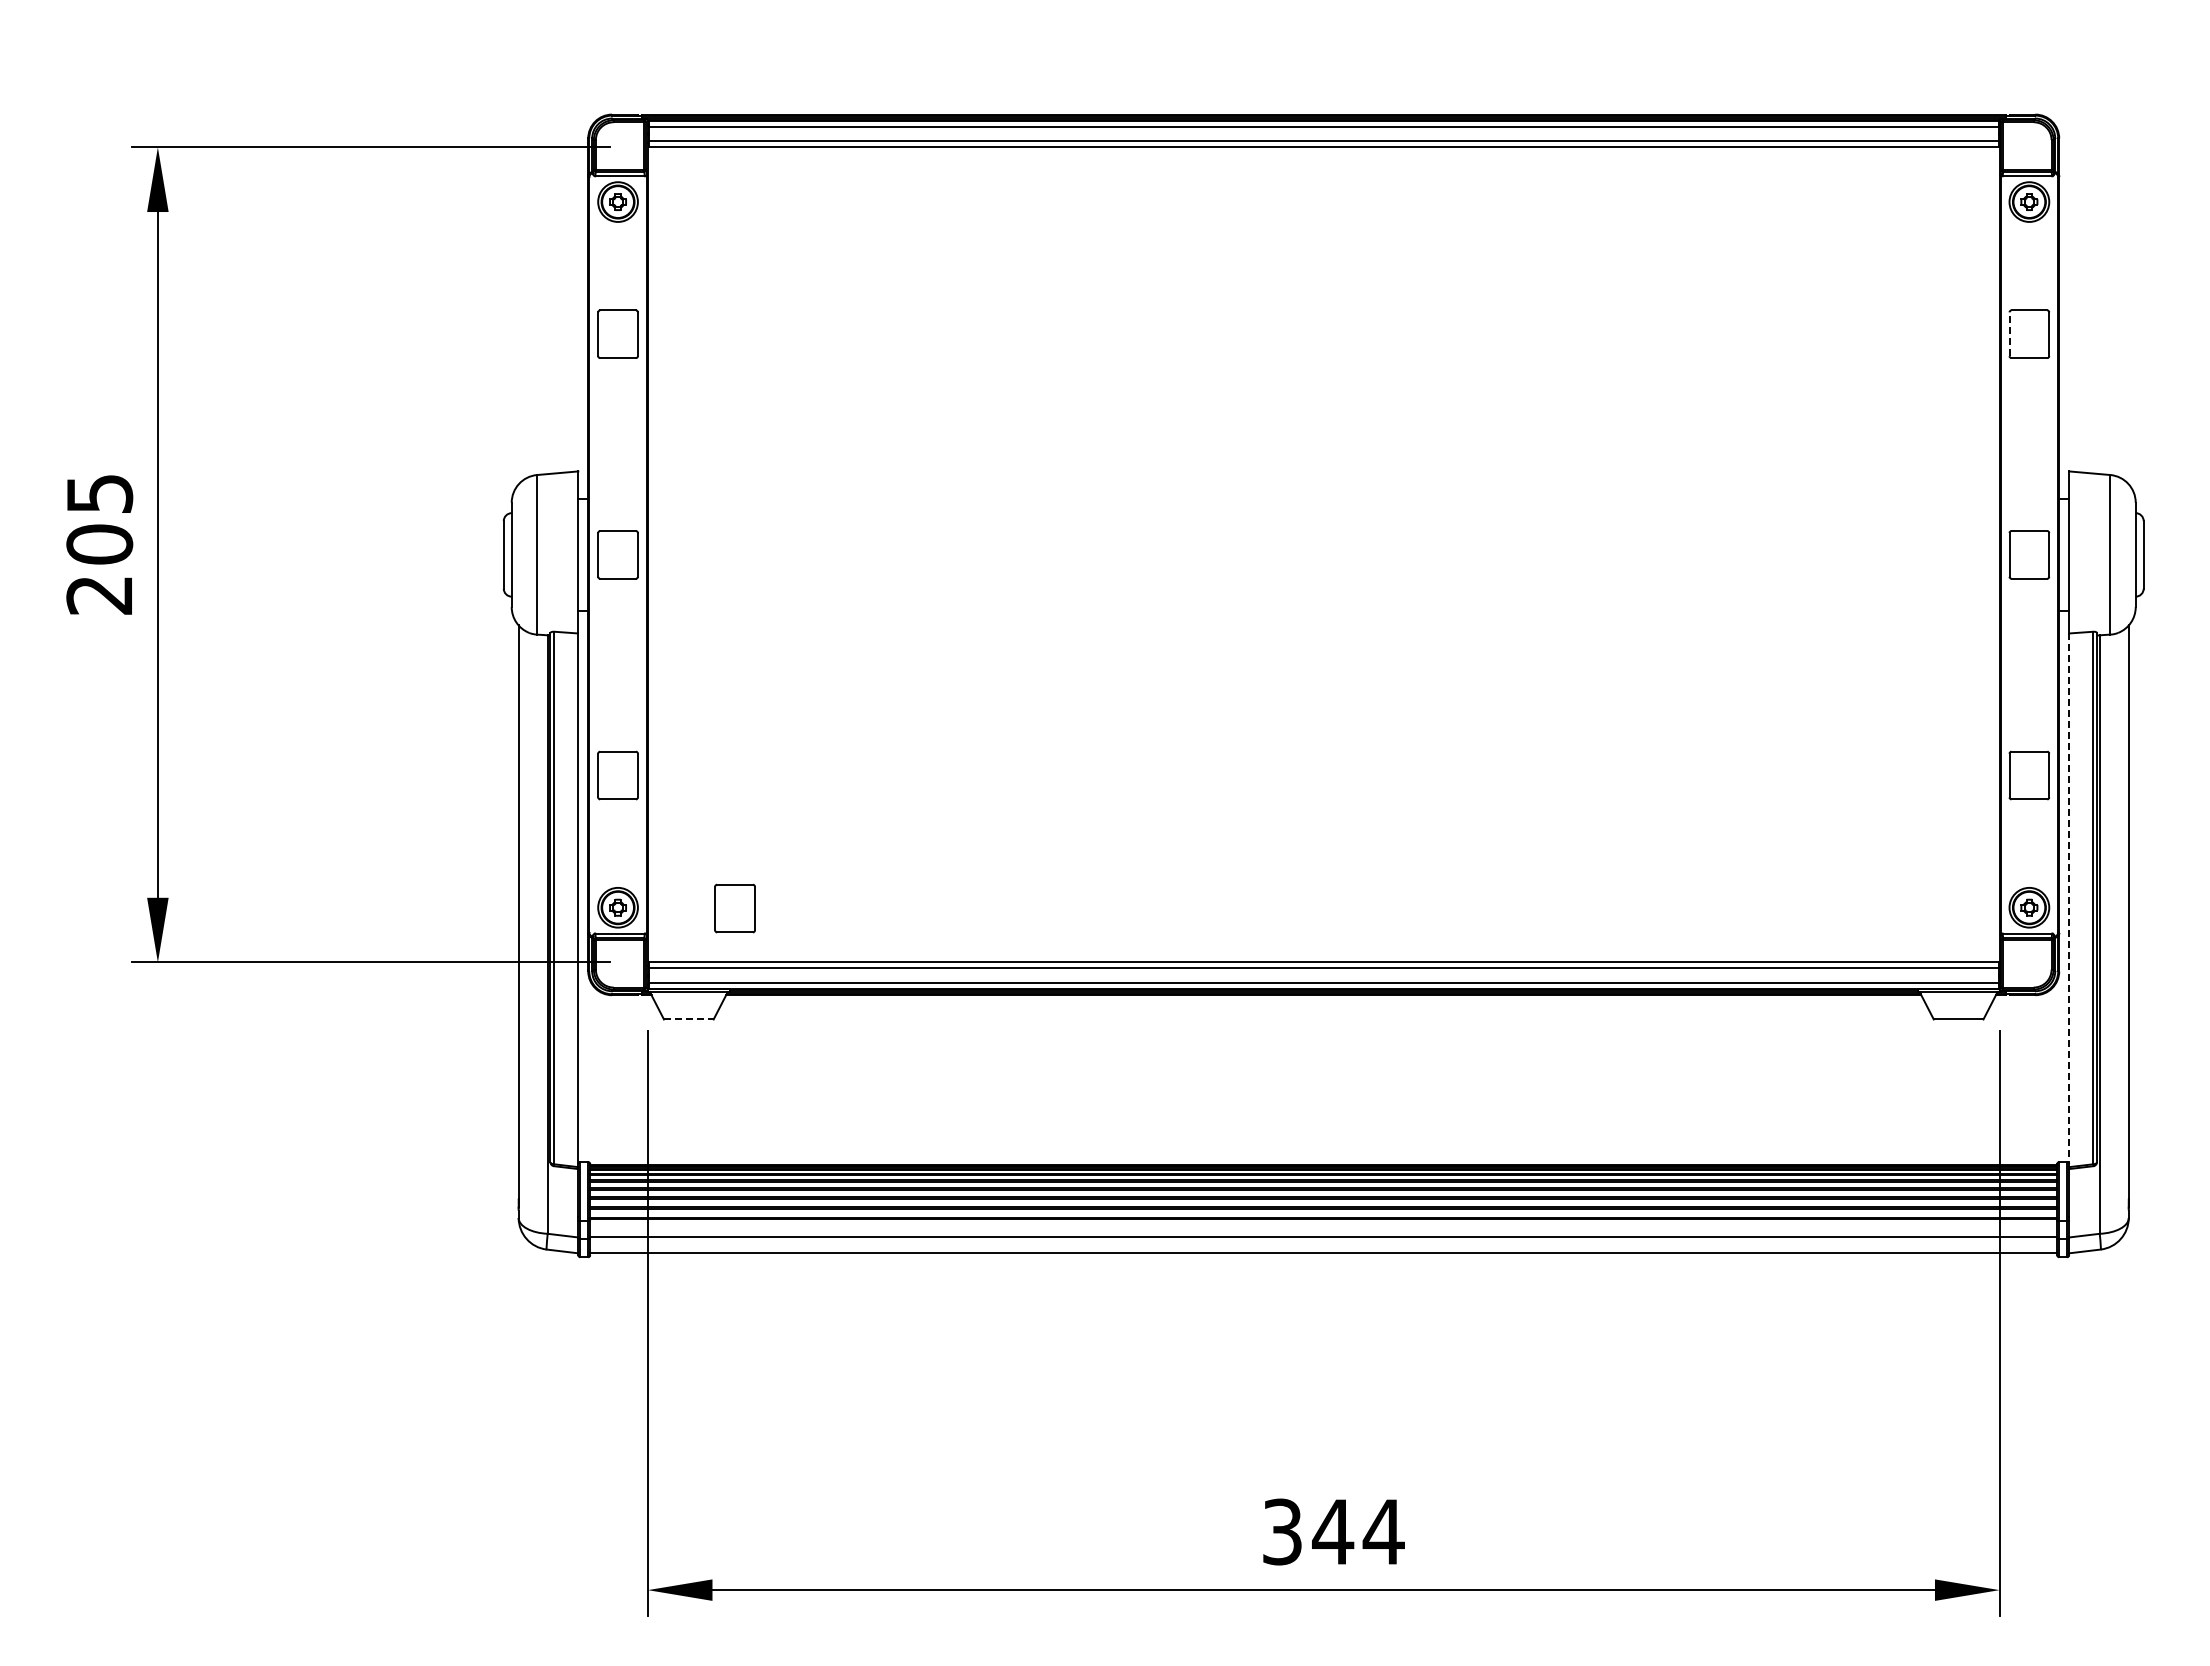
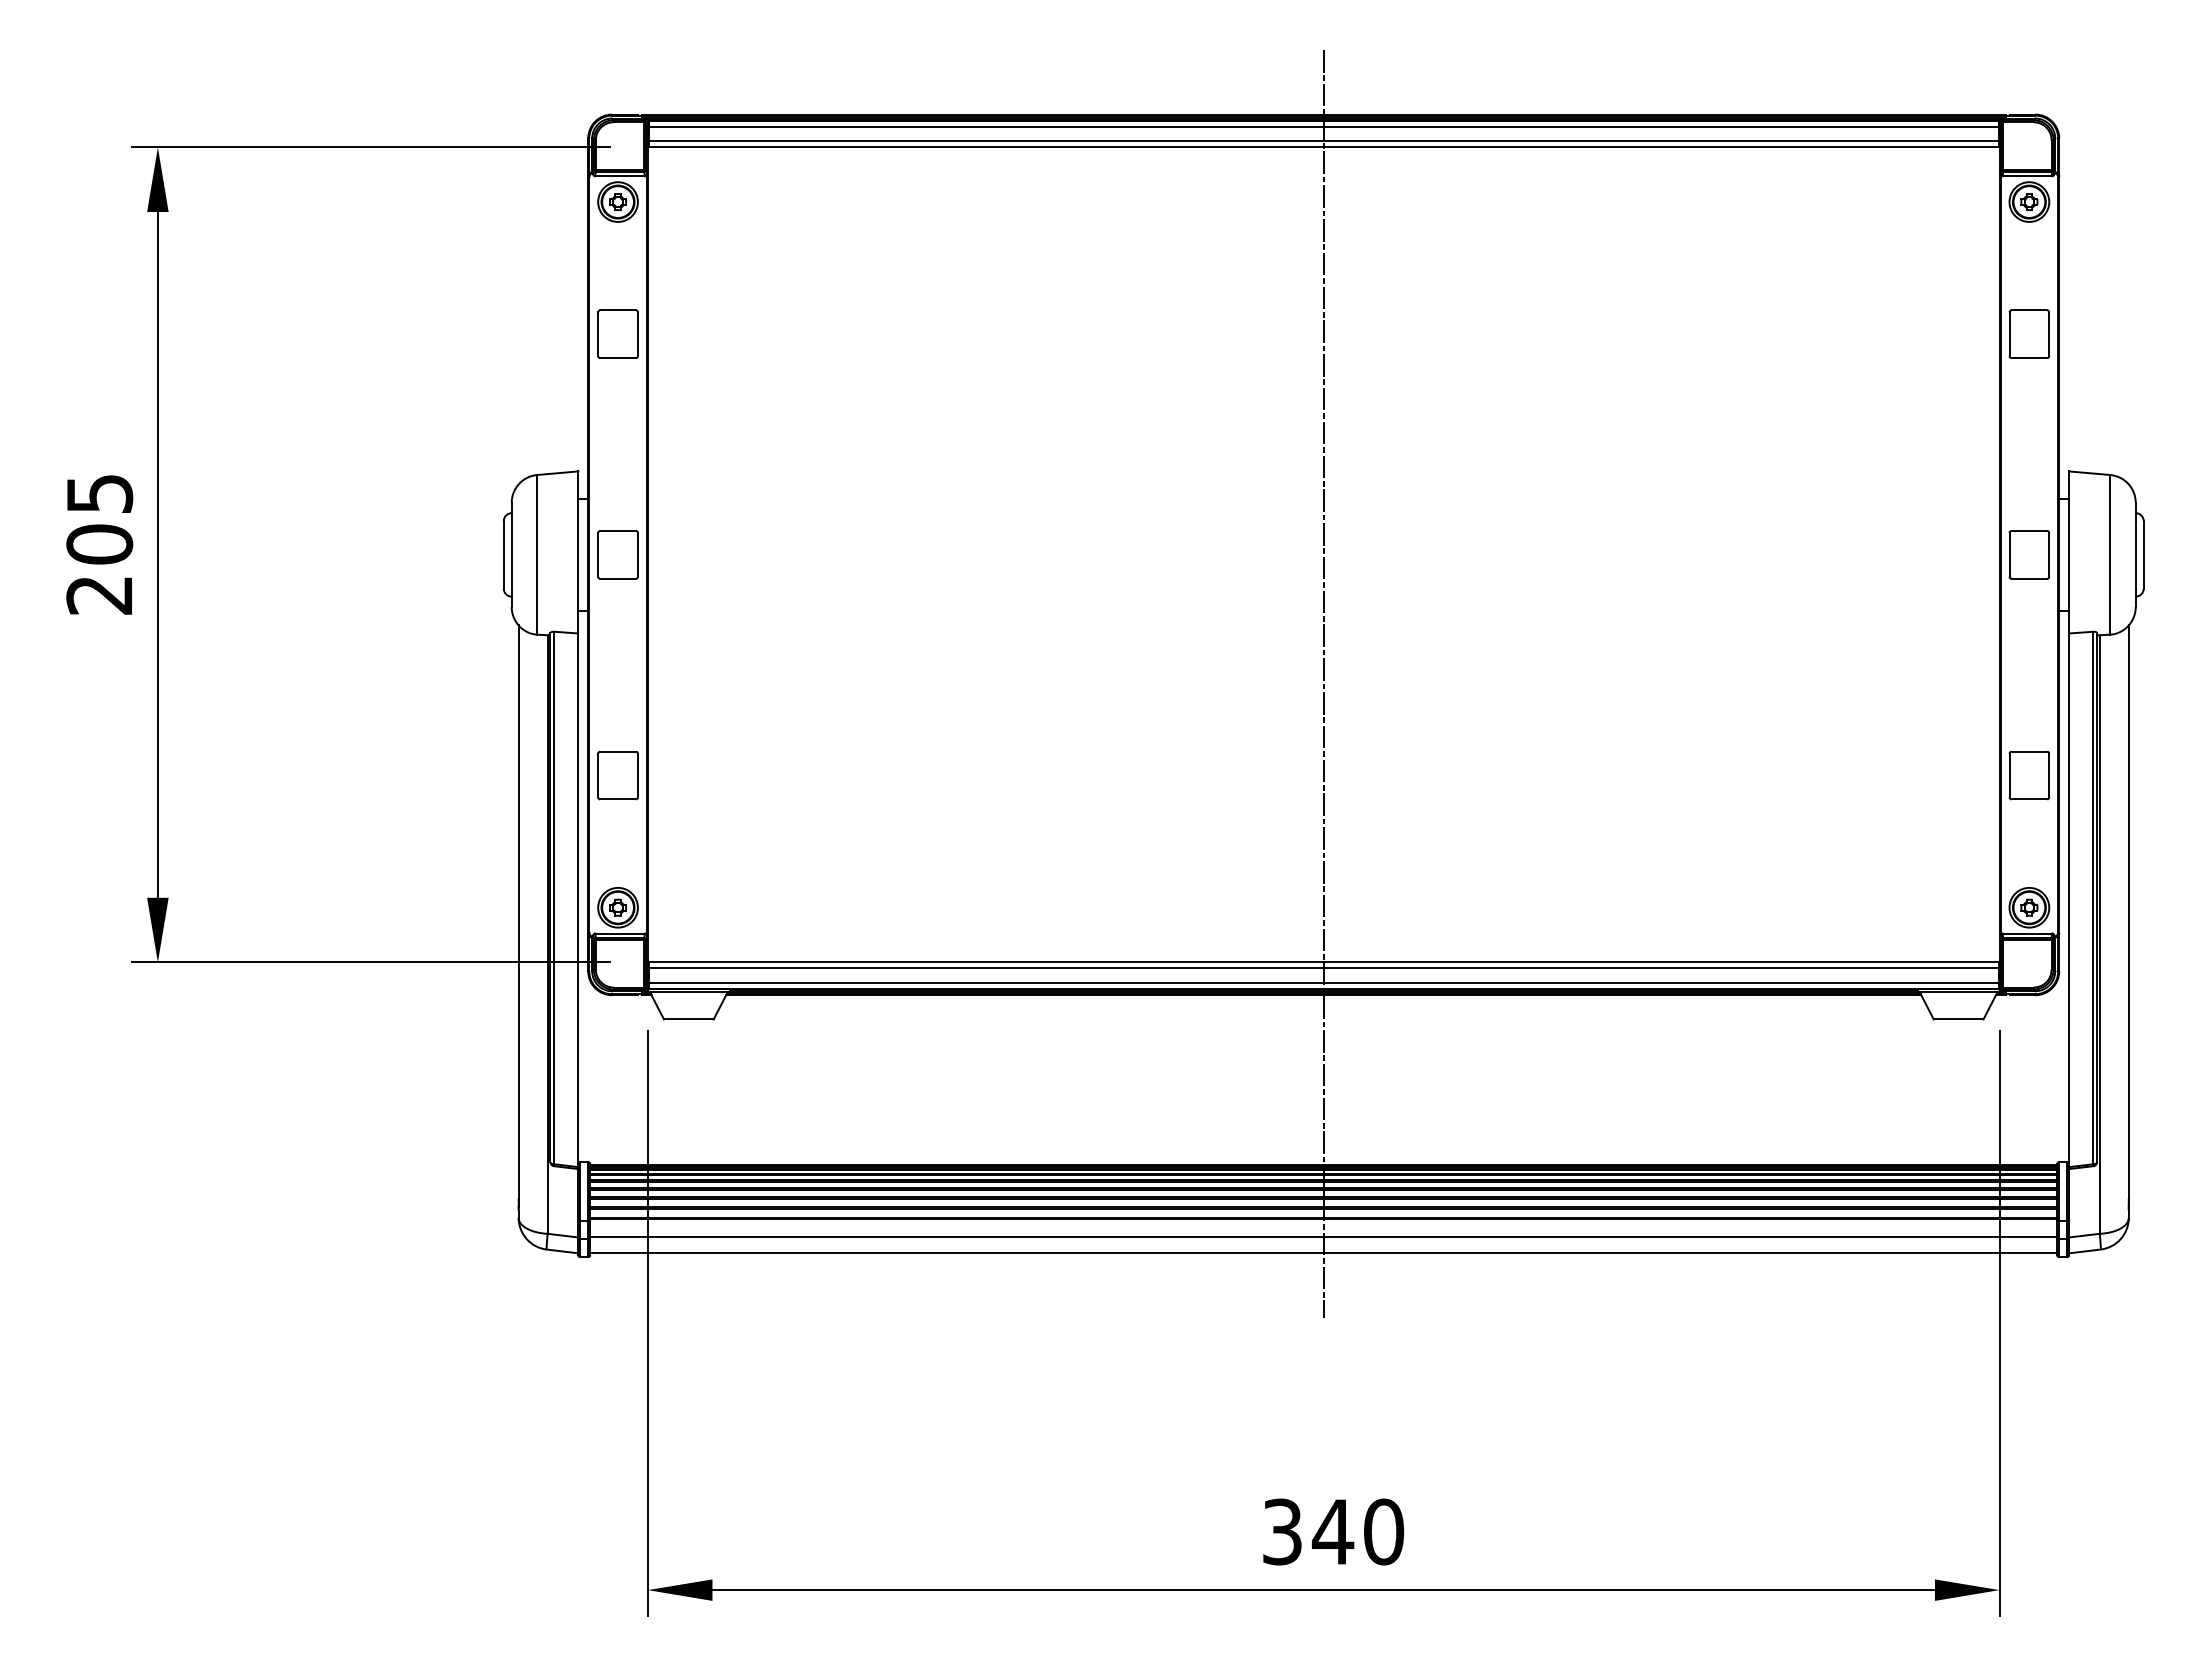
line: dashed -> solid (2009, 334)
line: none -> present (1323, 683)
line: dashed -> solid (2069, 900)
part: present -> none (734, 908)
line: dashed -> solid (688, 1019)
text: 344 -> 340 (1383, 1531)
